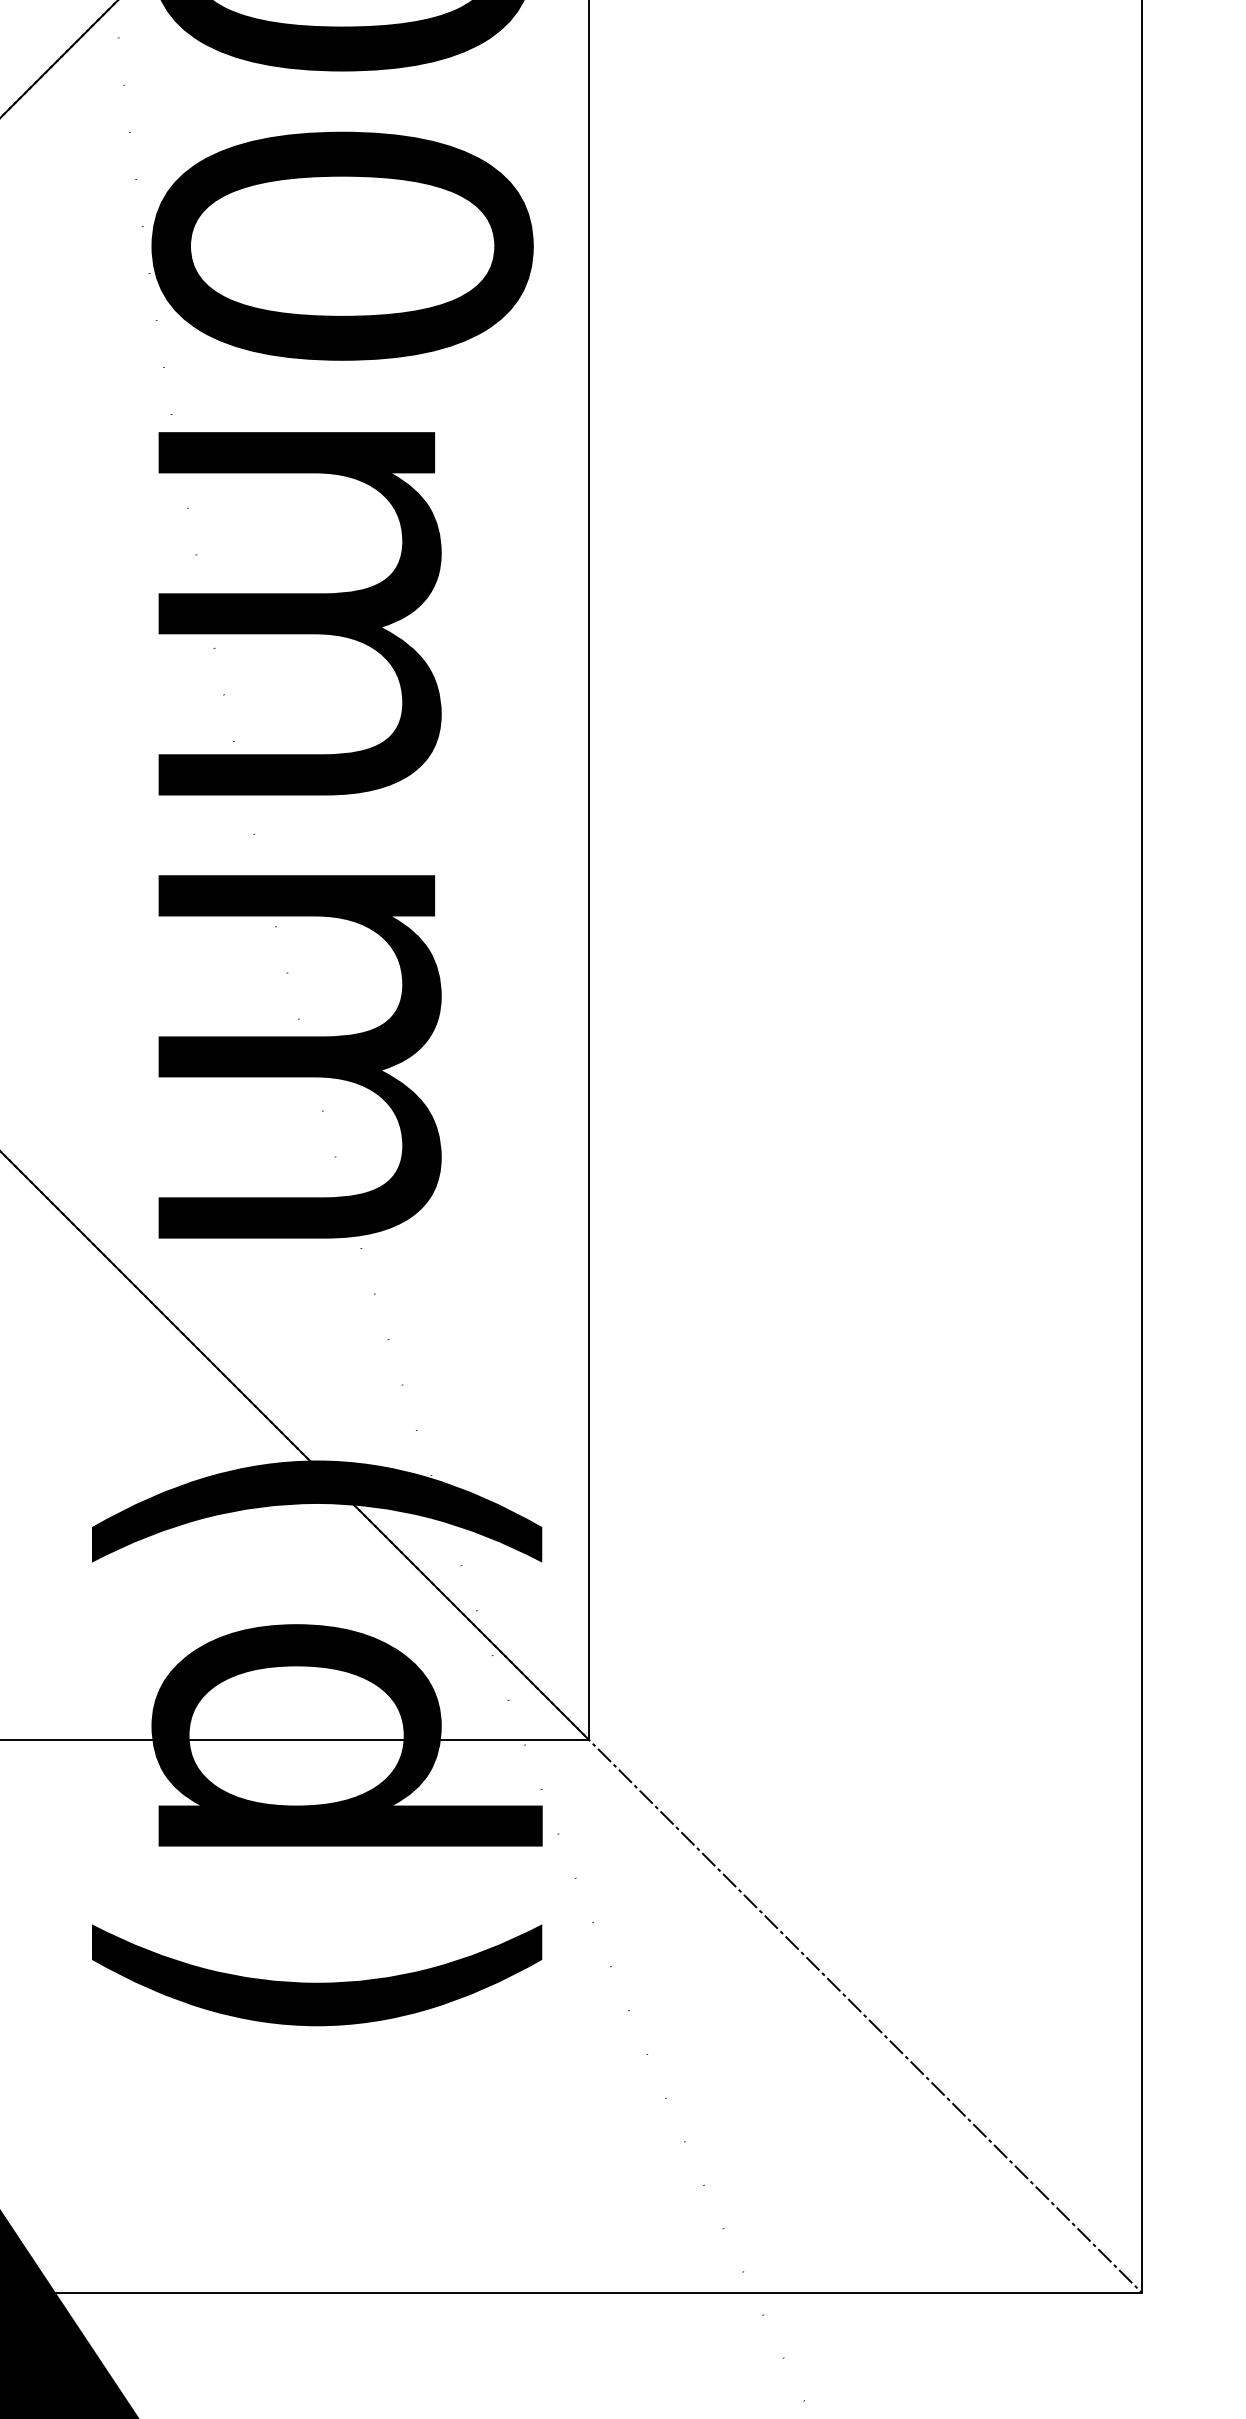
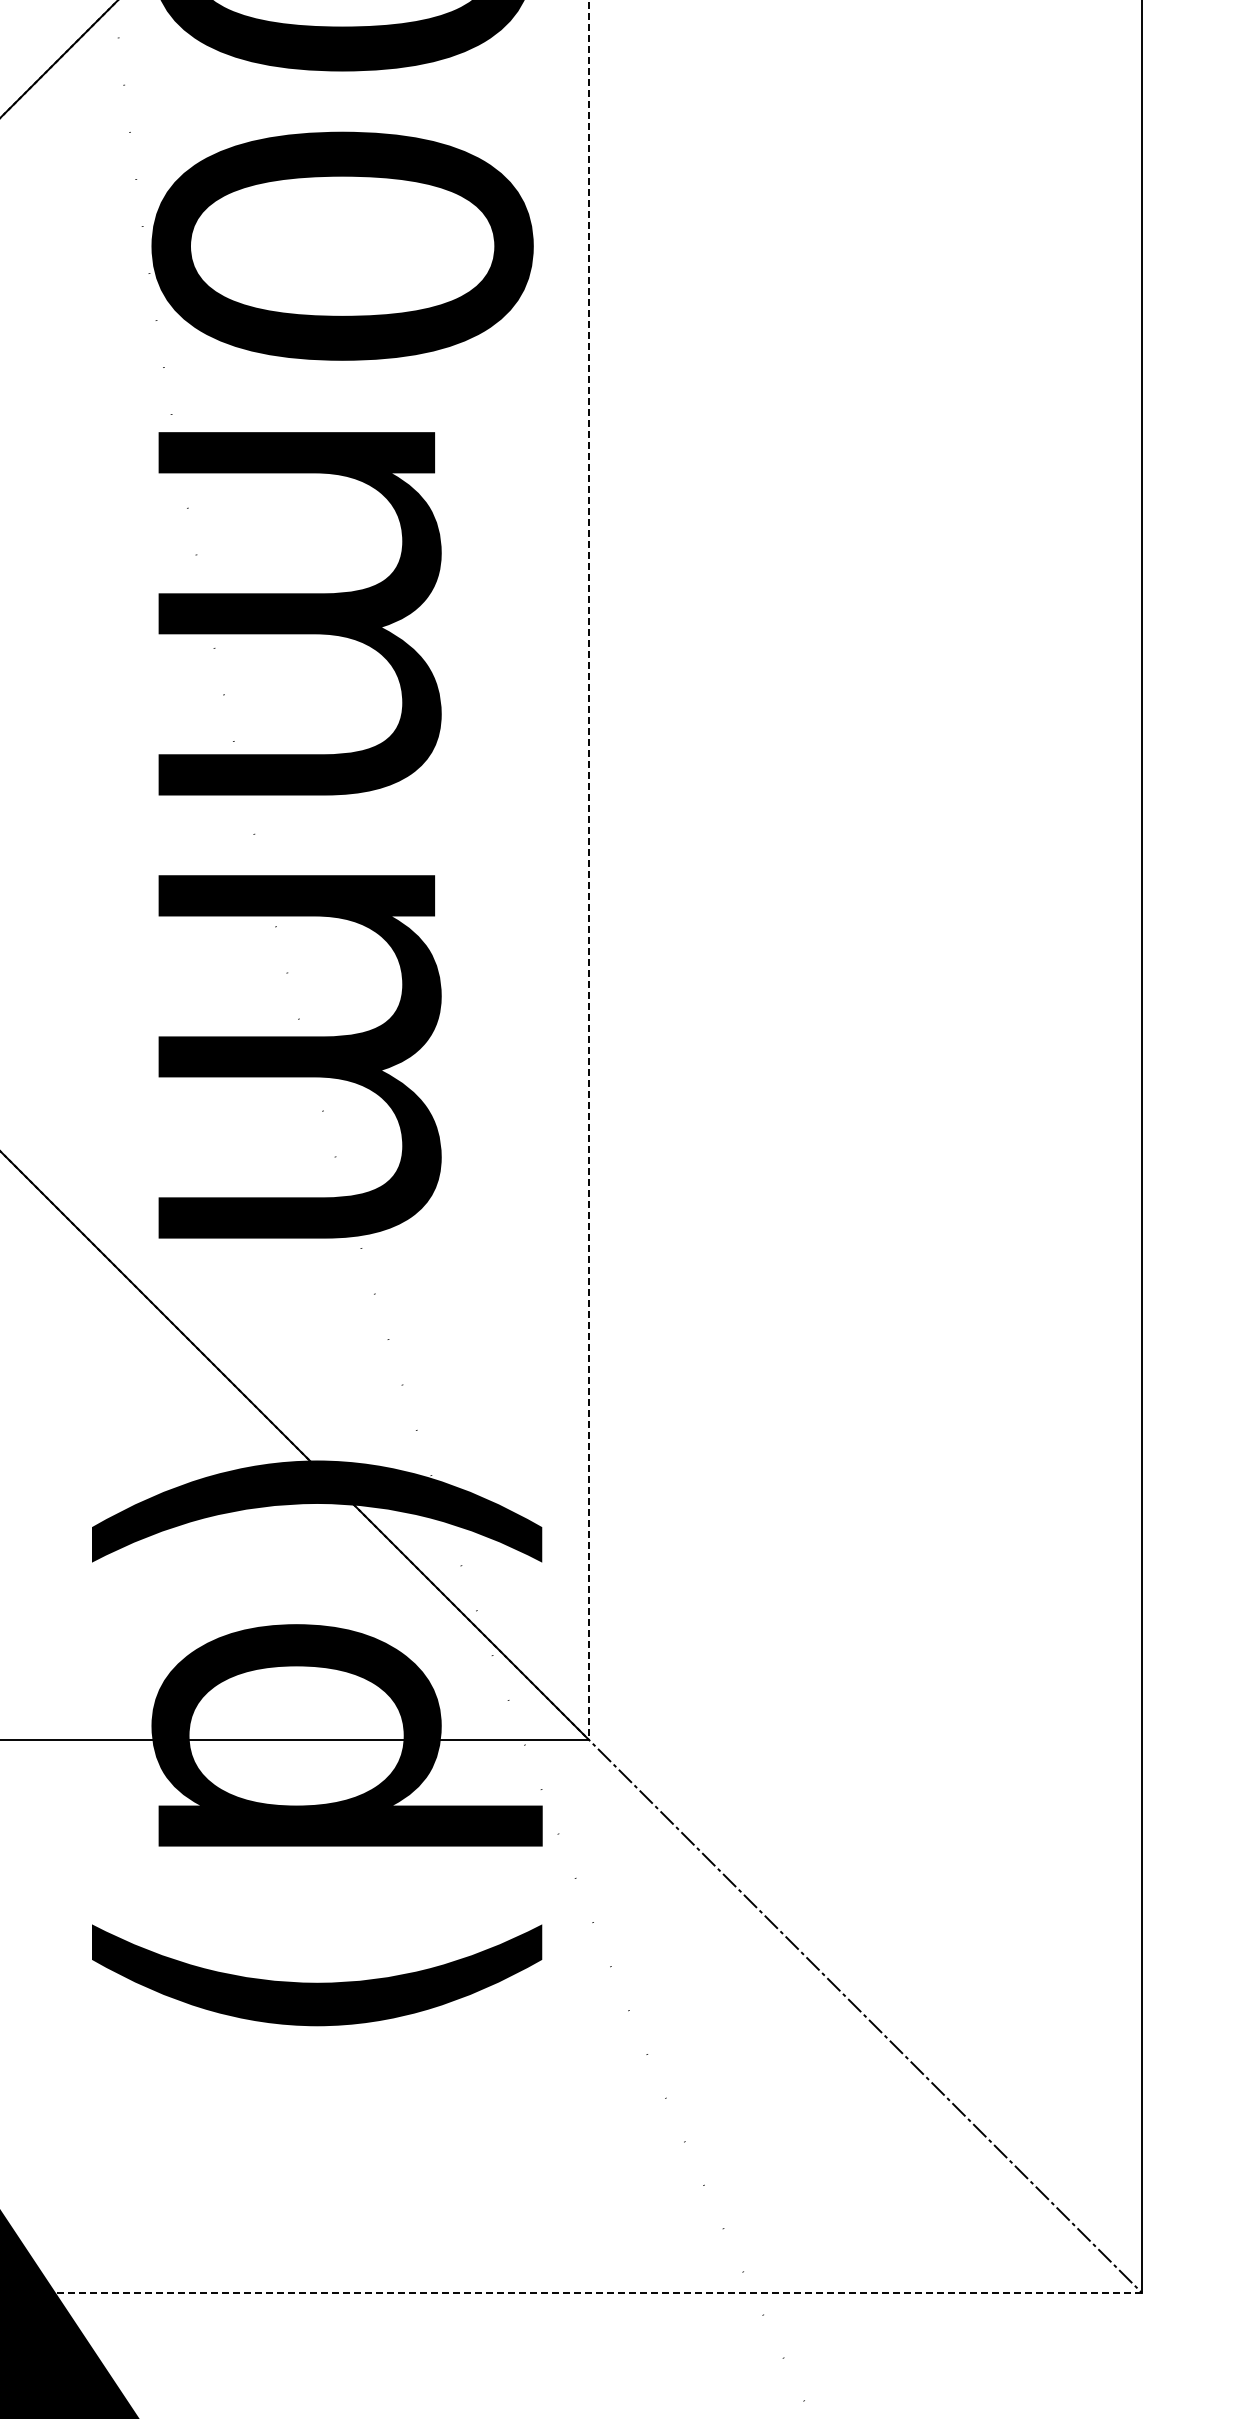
line: solid -> dashed (589, 870)
line: solid -> dashed (571, 2293)
